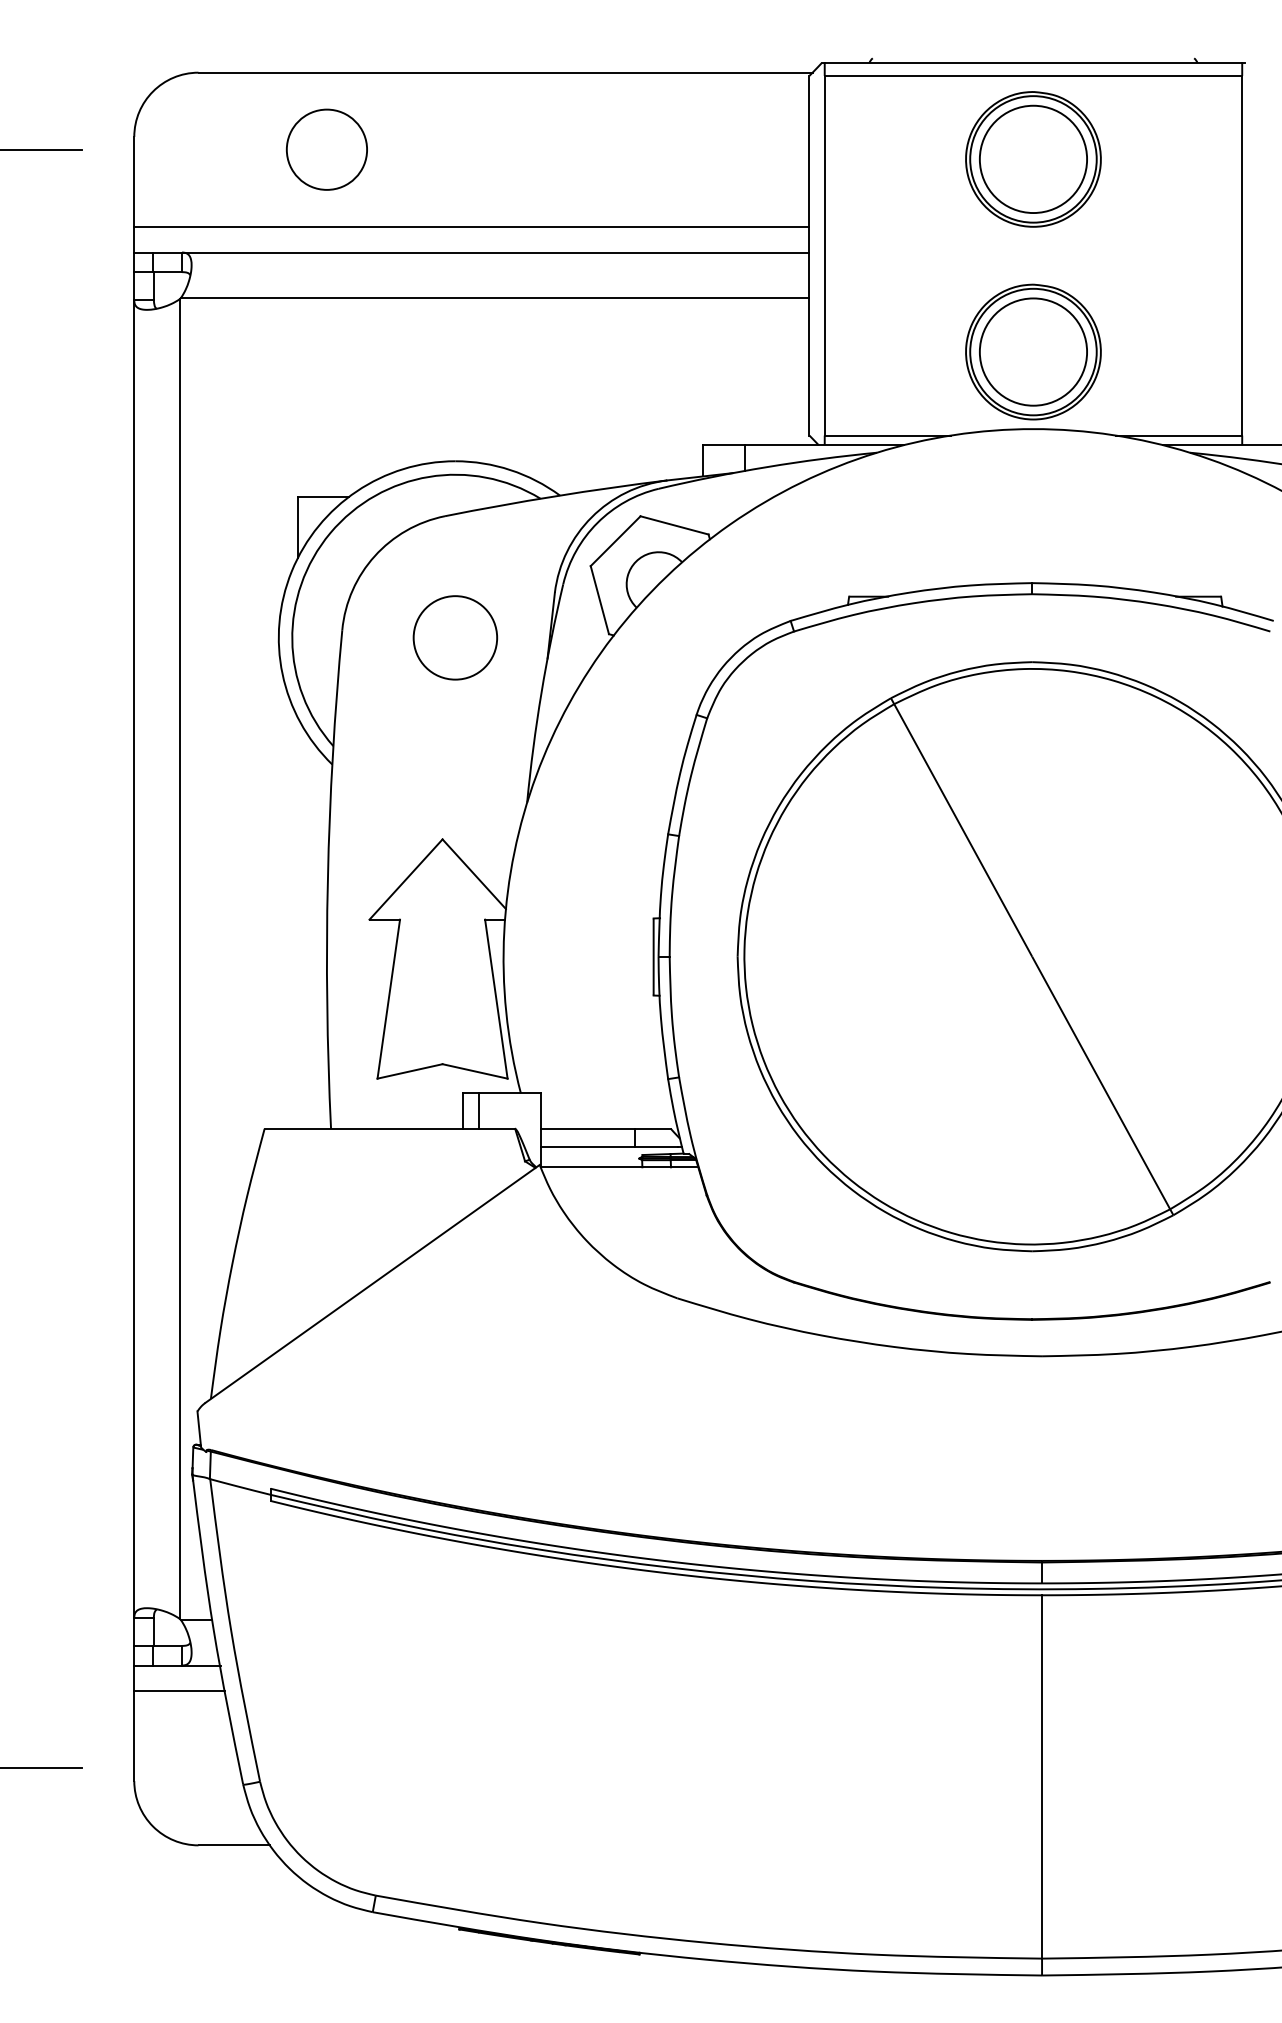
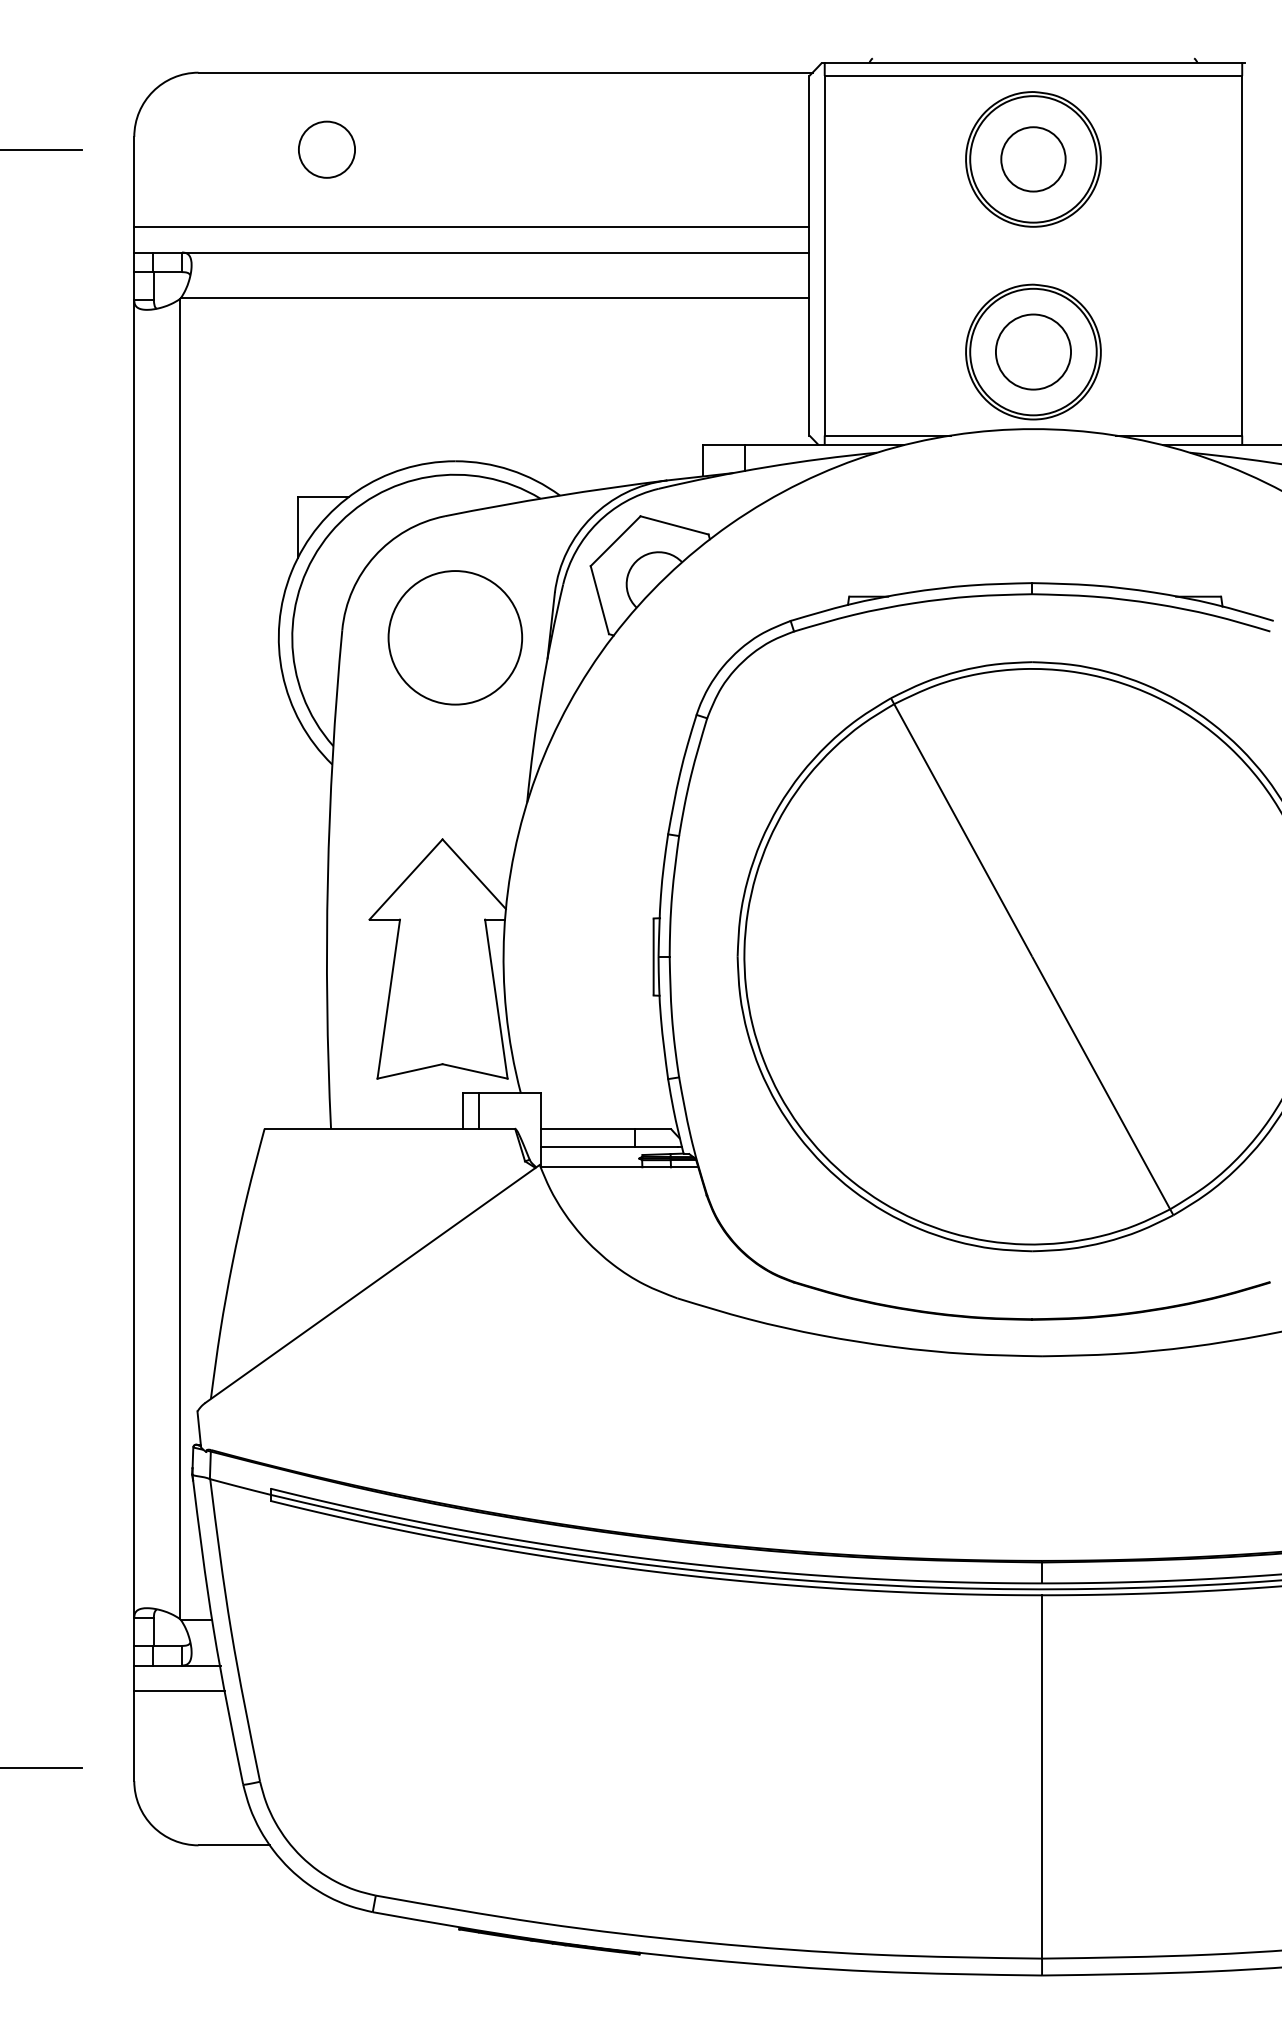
circle diameter: 80 px -> 56 px (326, 149)
circle diameter: 107 px -> 64 px (1033, 159)
circle diameter: 107 px -> 75 px (1033, 351)
circle size: 87x86 px -> 137x136 px (455, 637)
